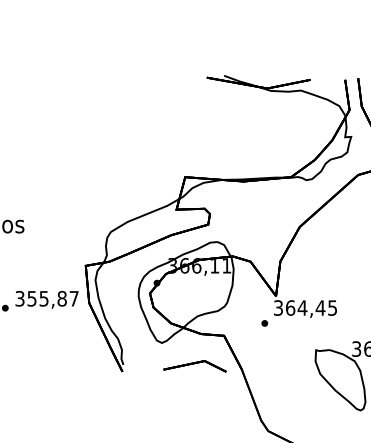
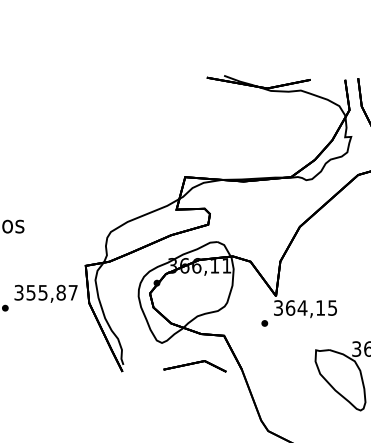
text position: (46, 299) -> (45, 293) (45, 293)
text: 364,45 -> 364,15 (320, 307)
